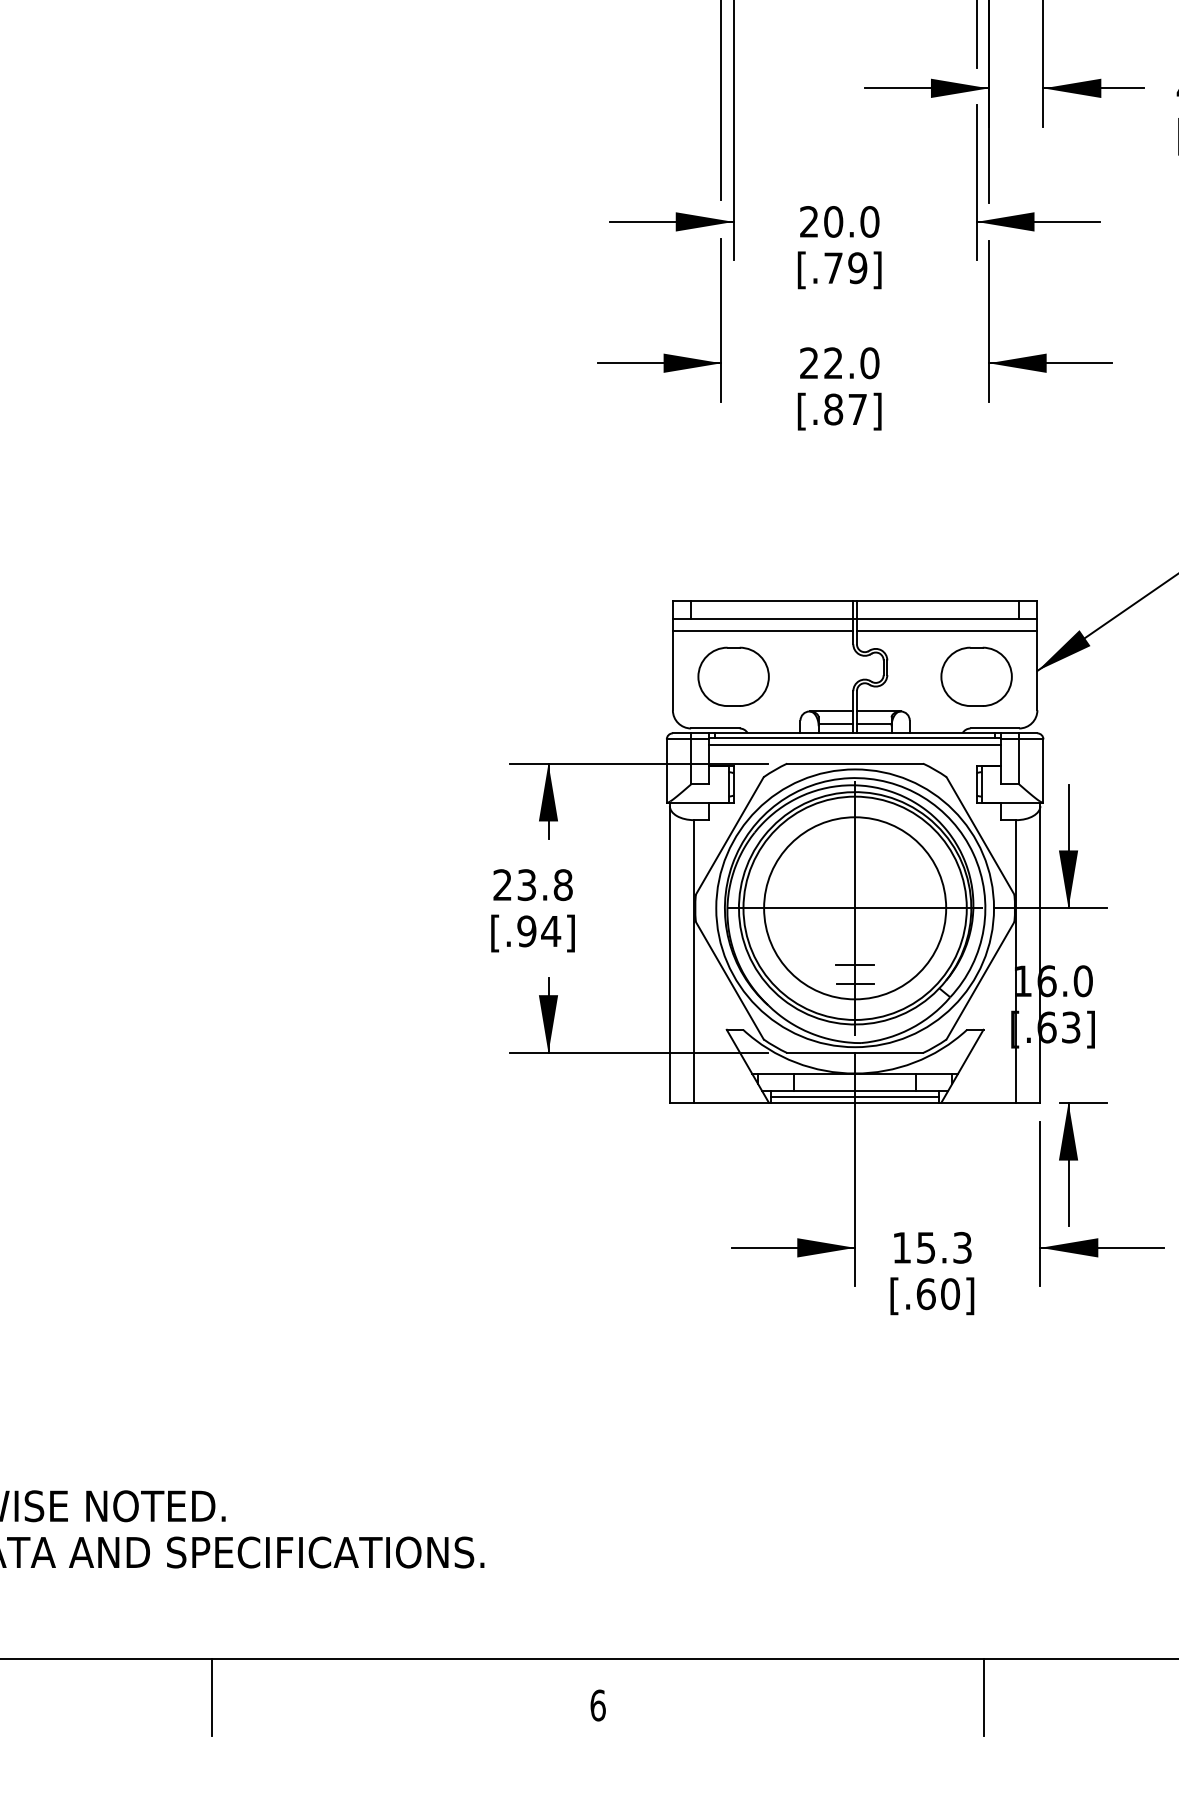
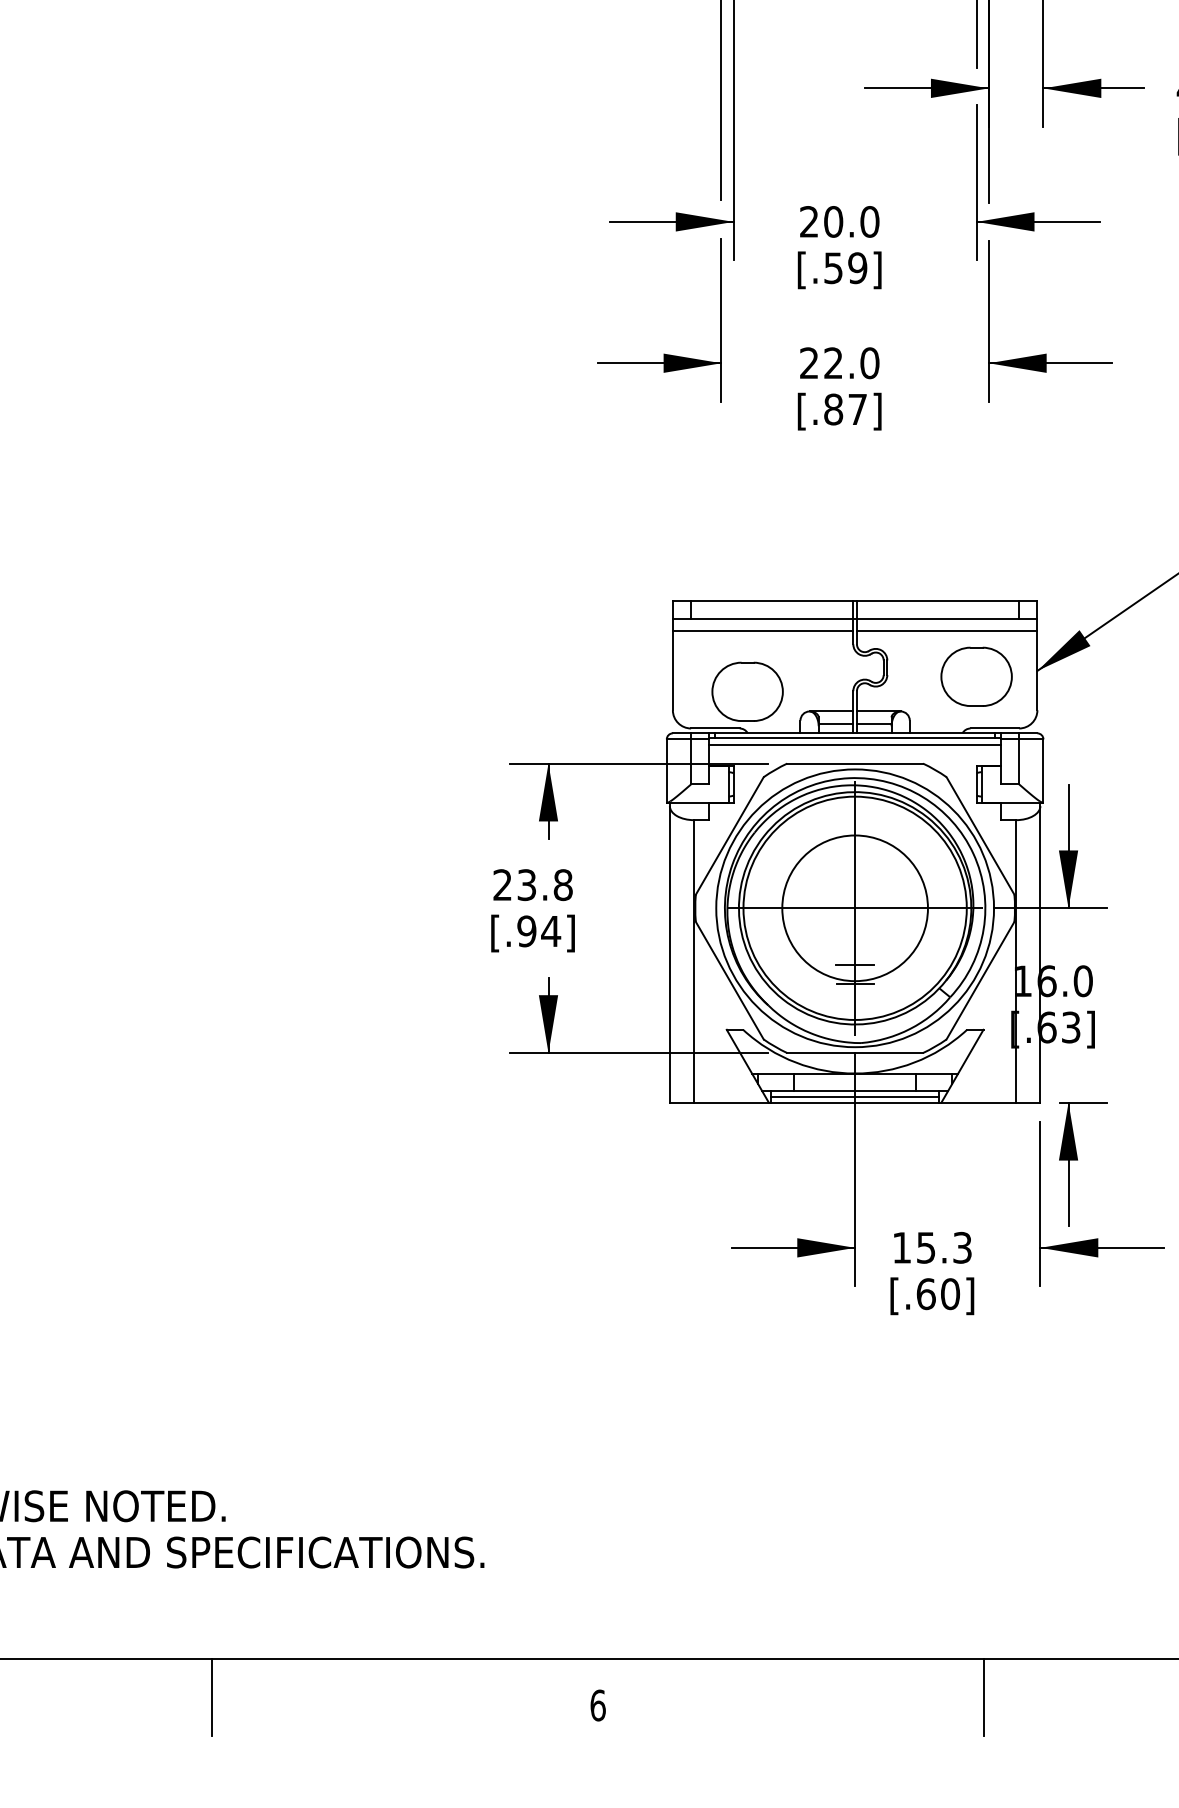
text: [.79] -> [.59] (833, 268)
part position: (733, 676) -> (747, 691) (747, 691)
circle diameter: 182 px -> 146 px (854, 908)
